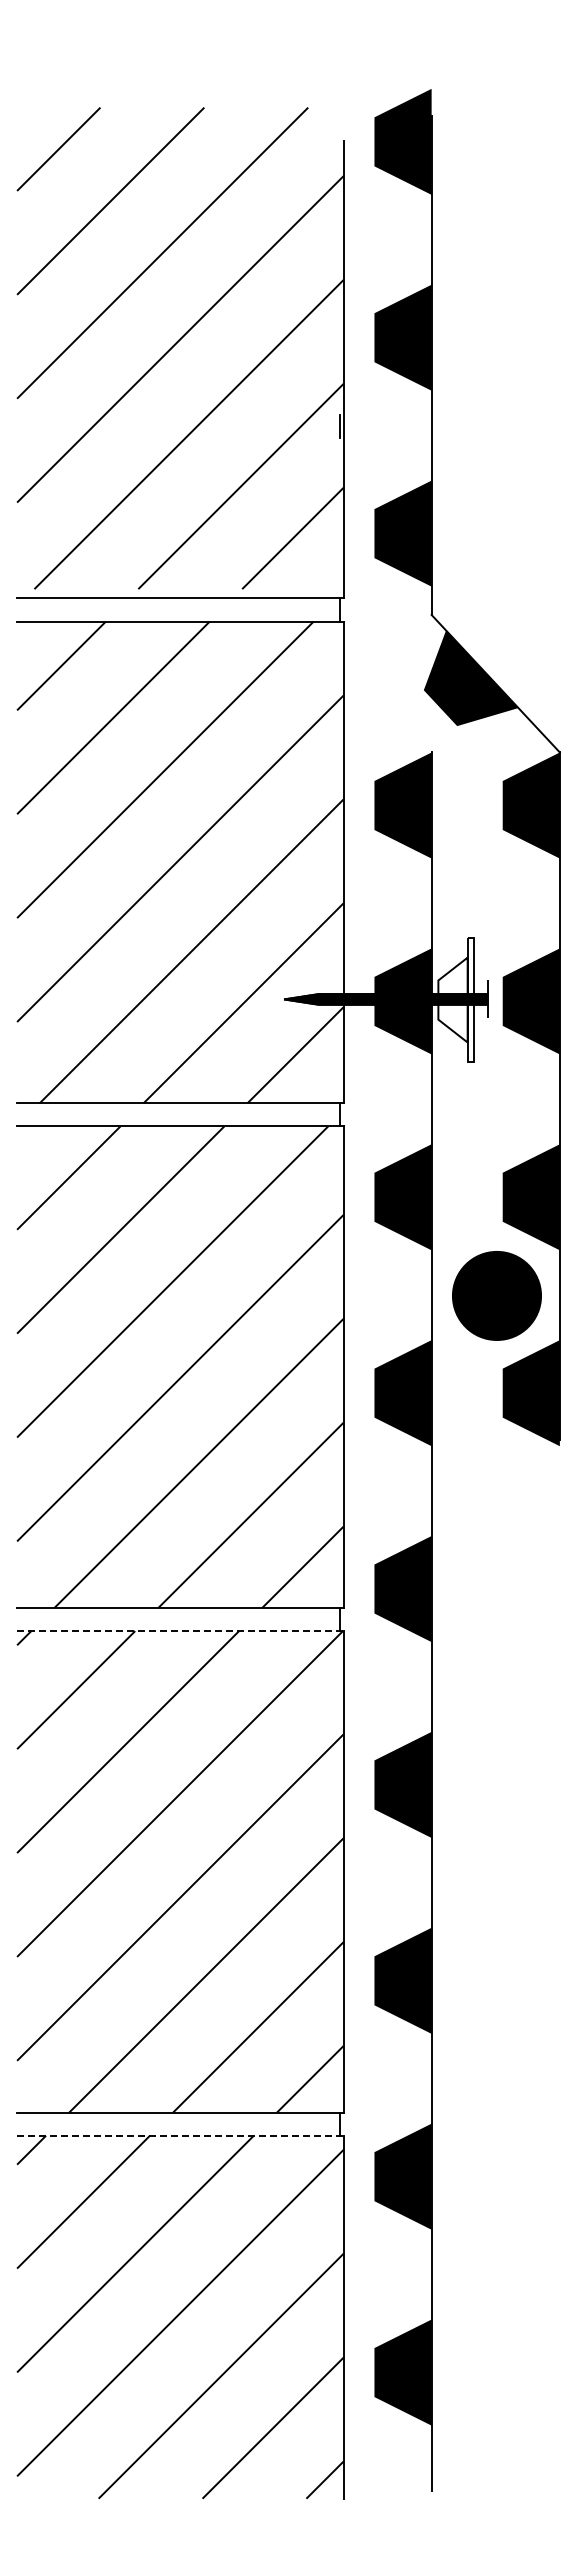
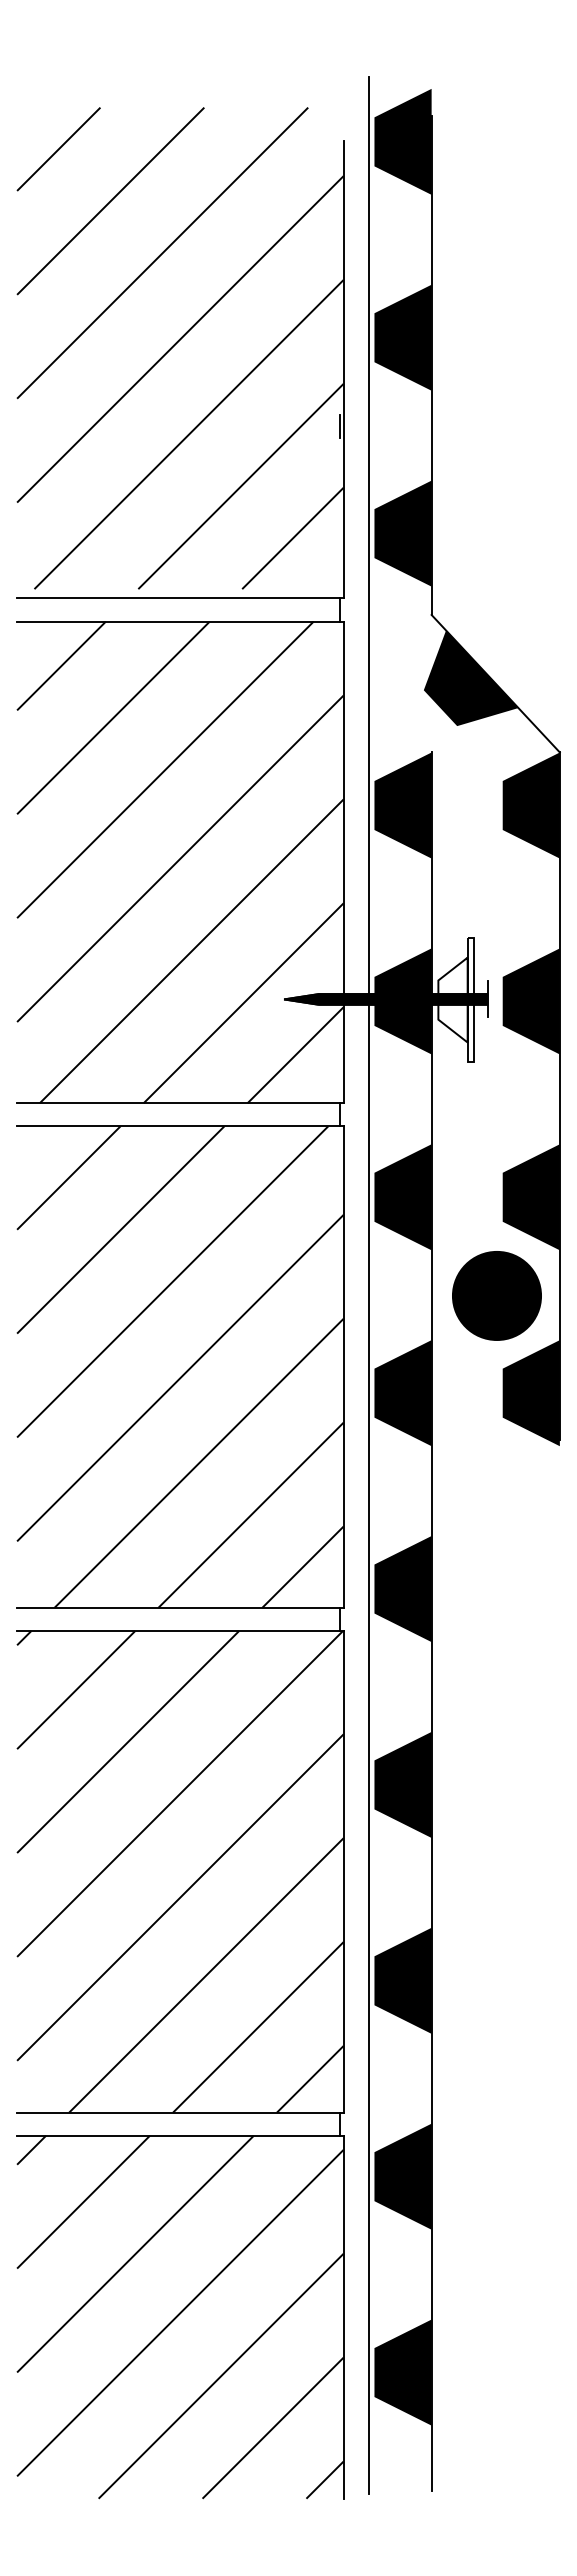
line: none -> present (368, 1285)
line: dashed -> solid (180, 1631)
line: dashed -> solid (180, 2135)
